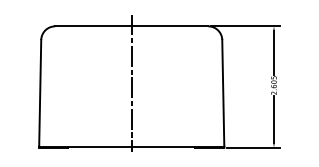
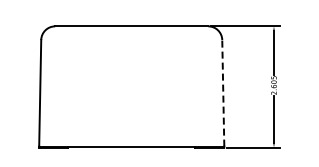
line: present -> none (131, 83)
line: solid -> dashed (223, 92)
